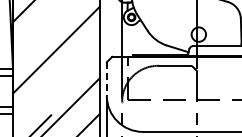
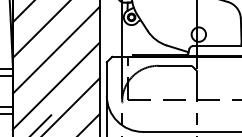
line: none -> present (40, 29)
line: dashed -> solid (106, 79)
line: none -> present (55, 85)
